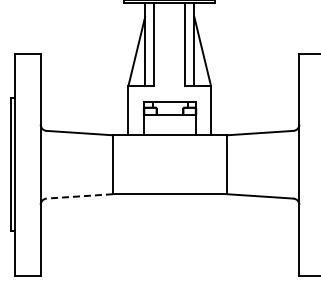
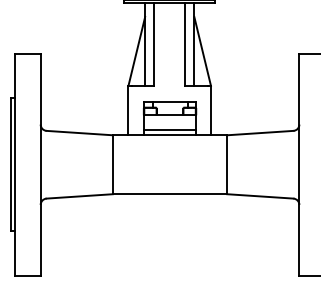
line: none -> present (169, 130)
line: dashed -> solid (79, 196)
